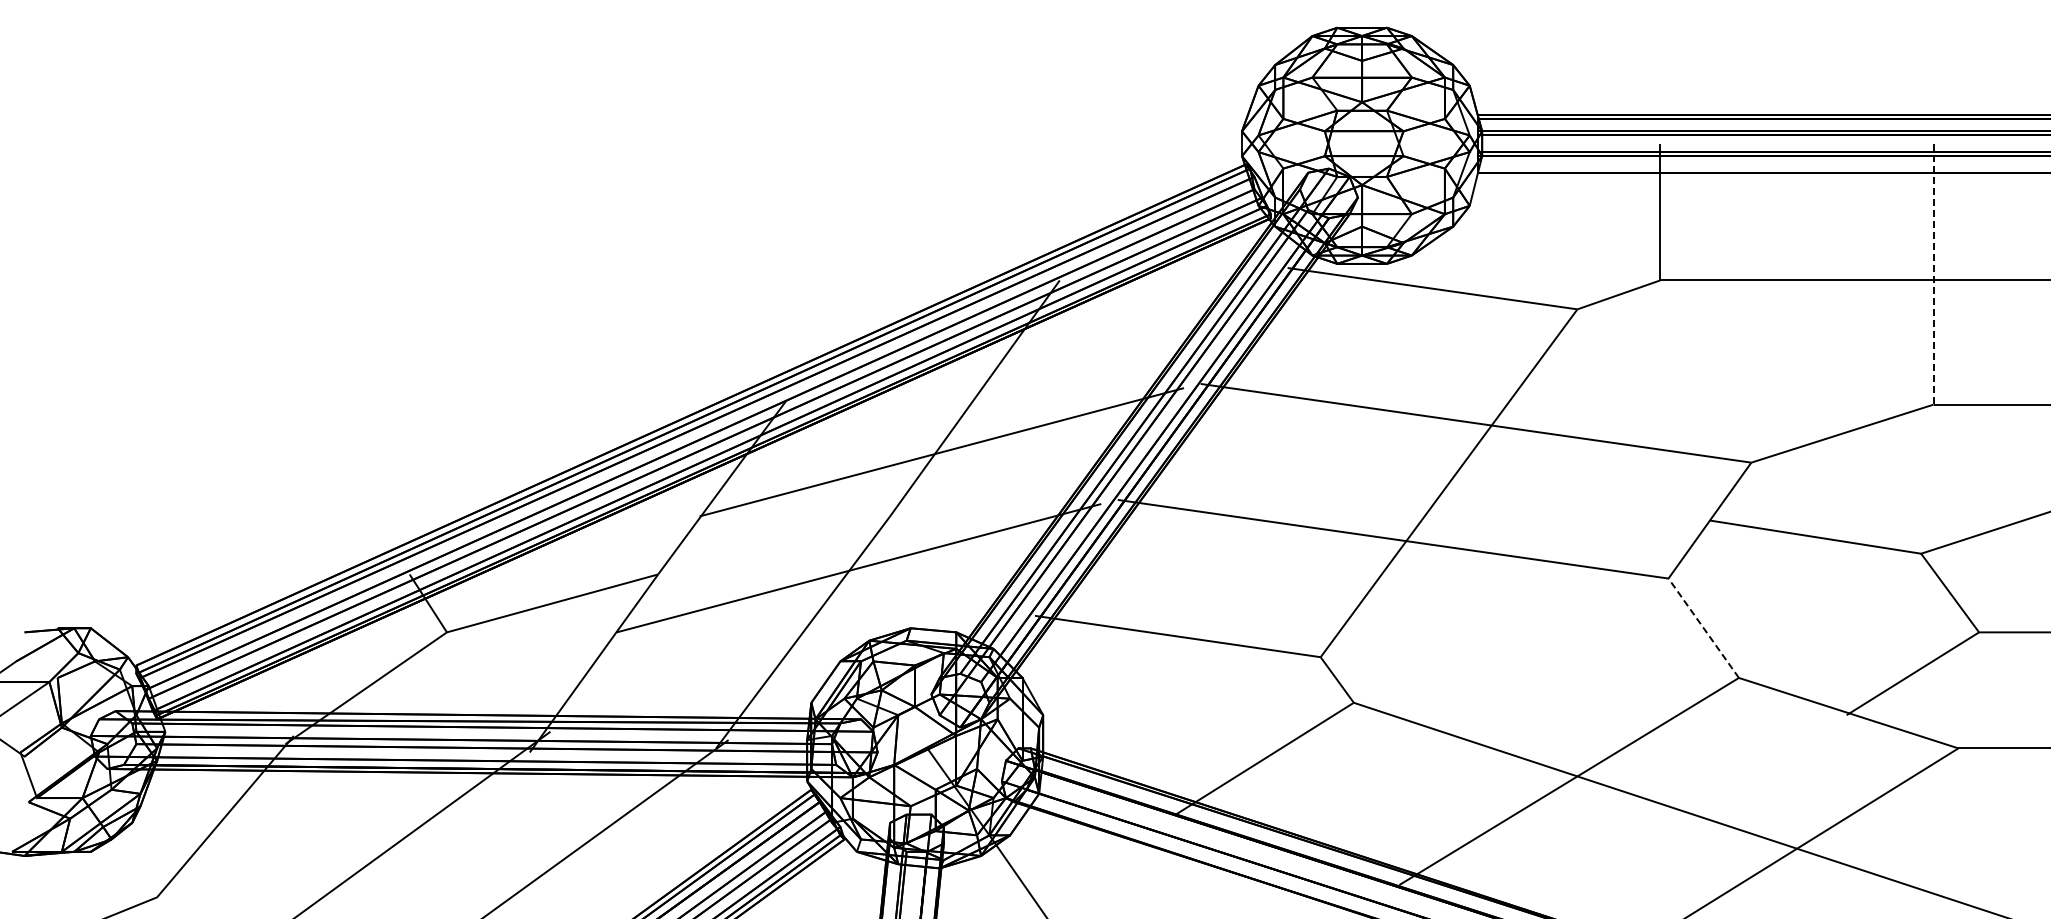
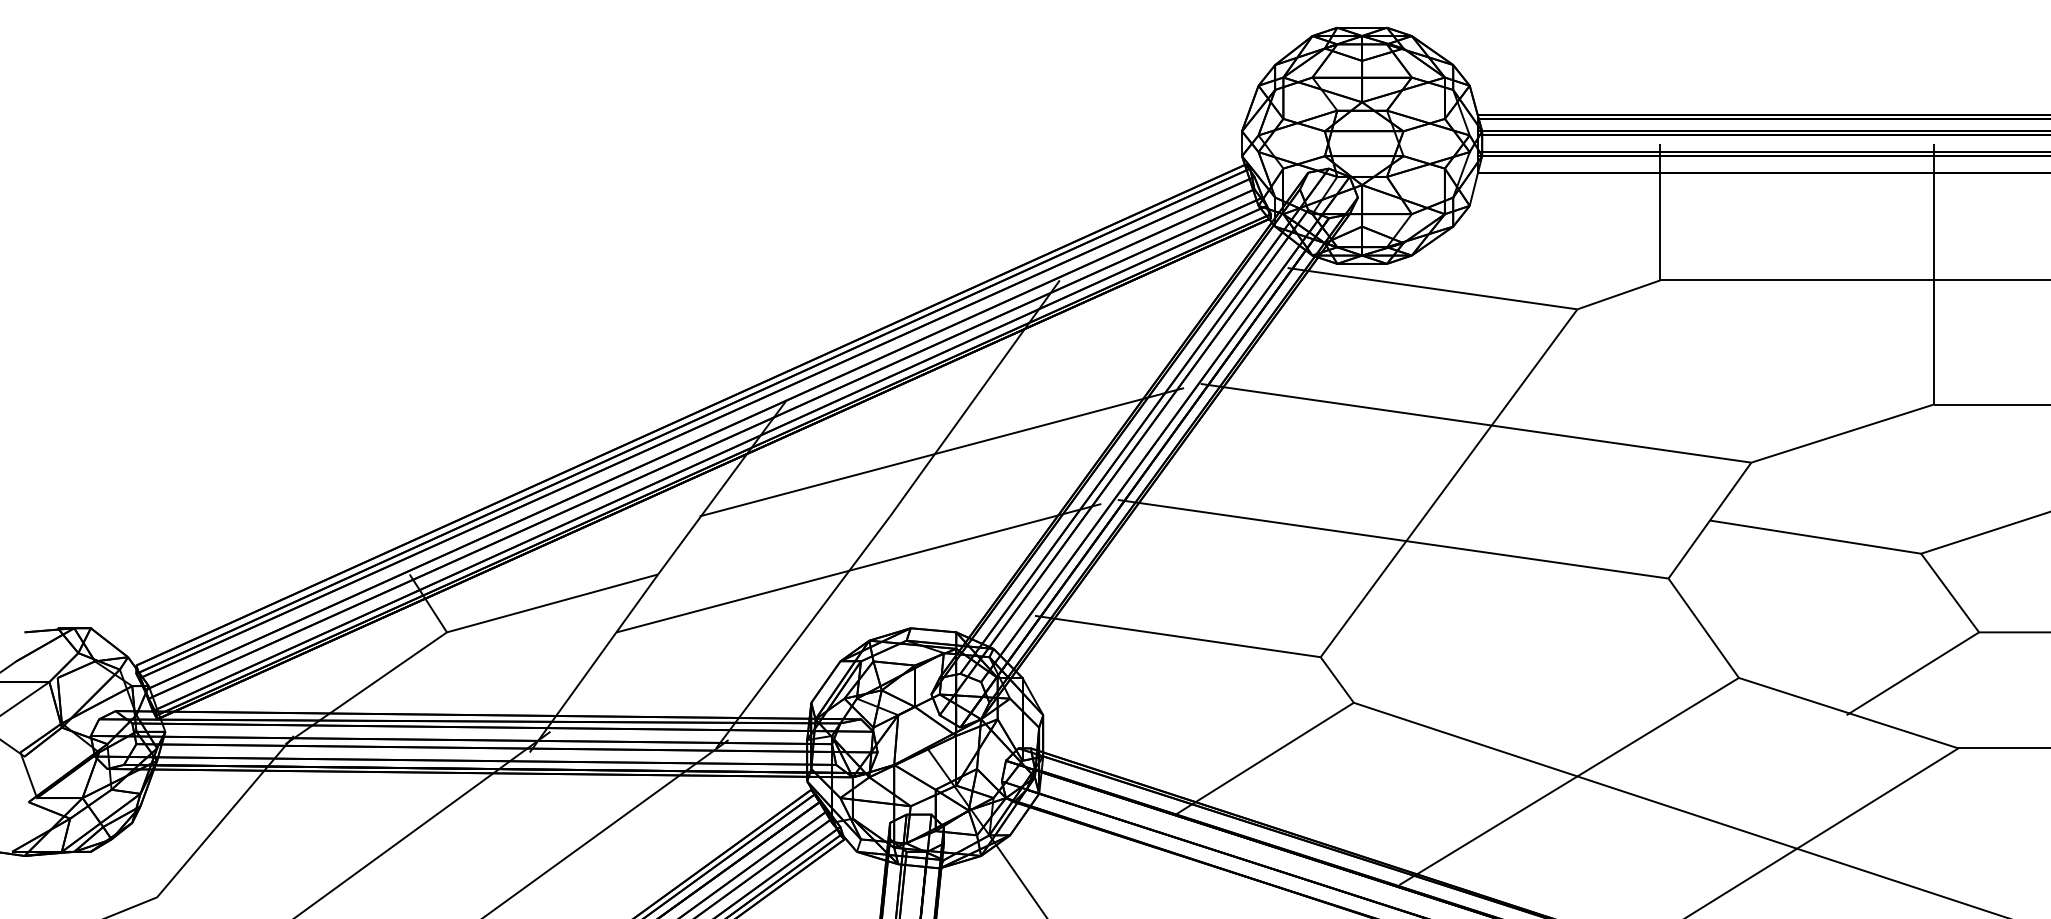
line: dashed -> solid (1933, 274)
line: dashed -> solid (1703, 628)
